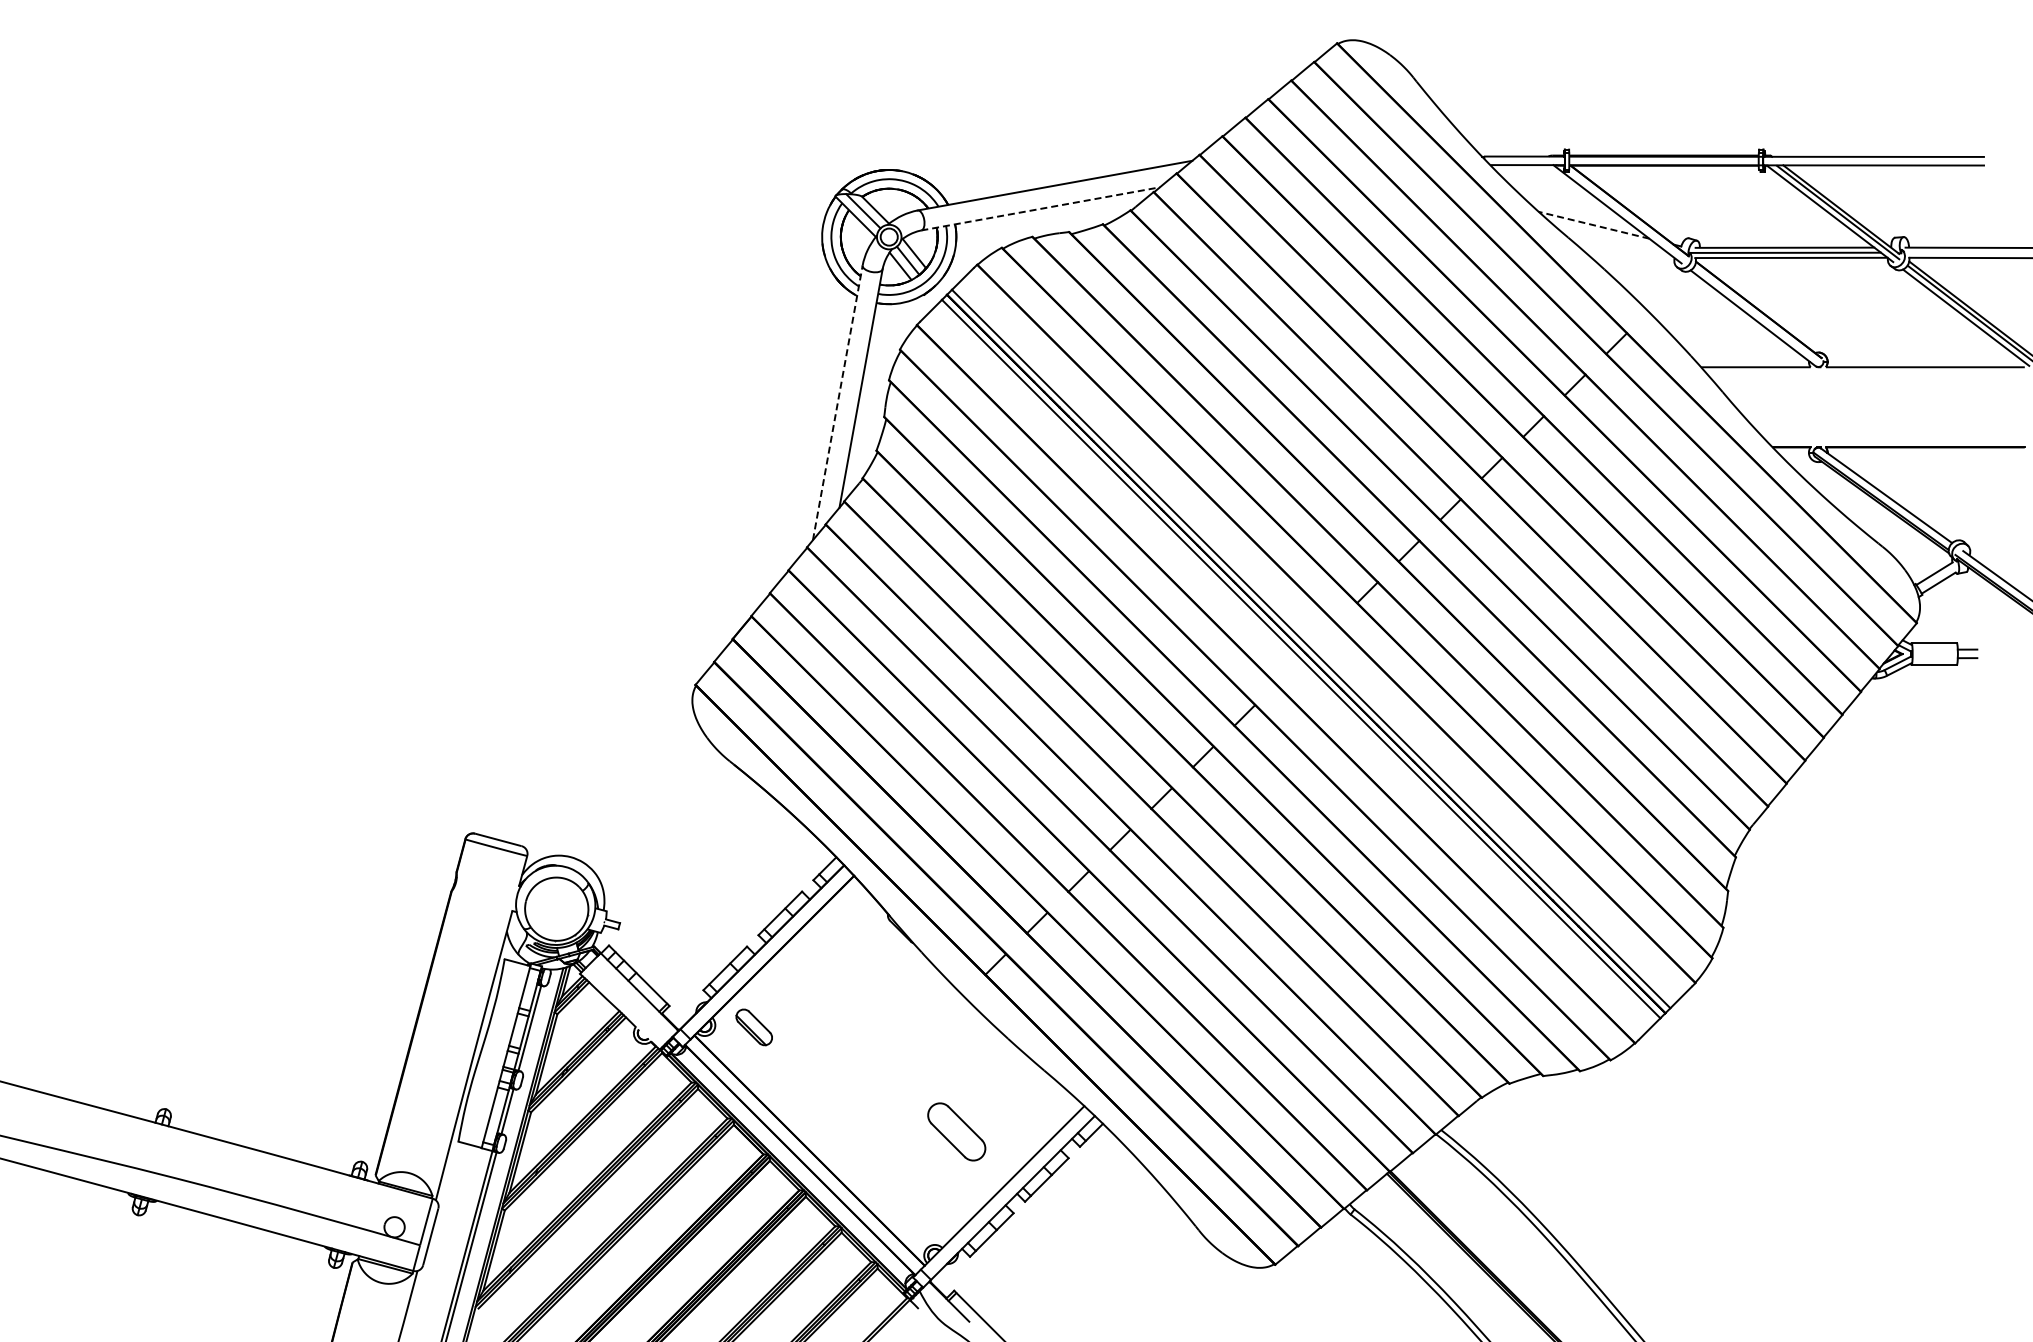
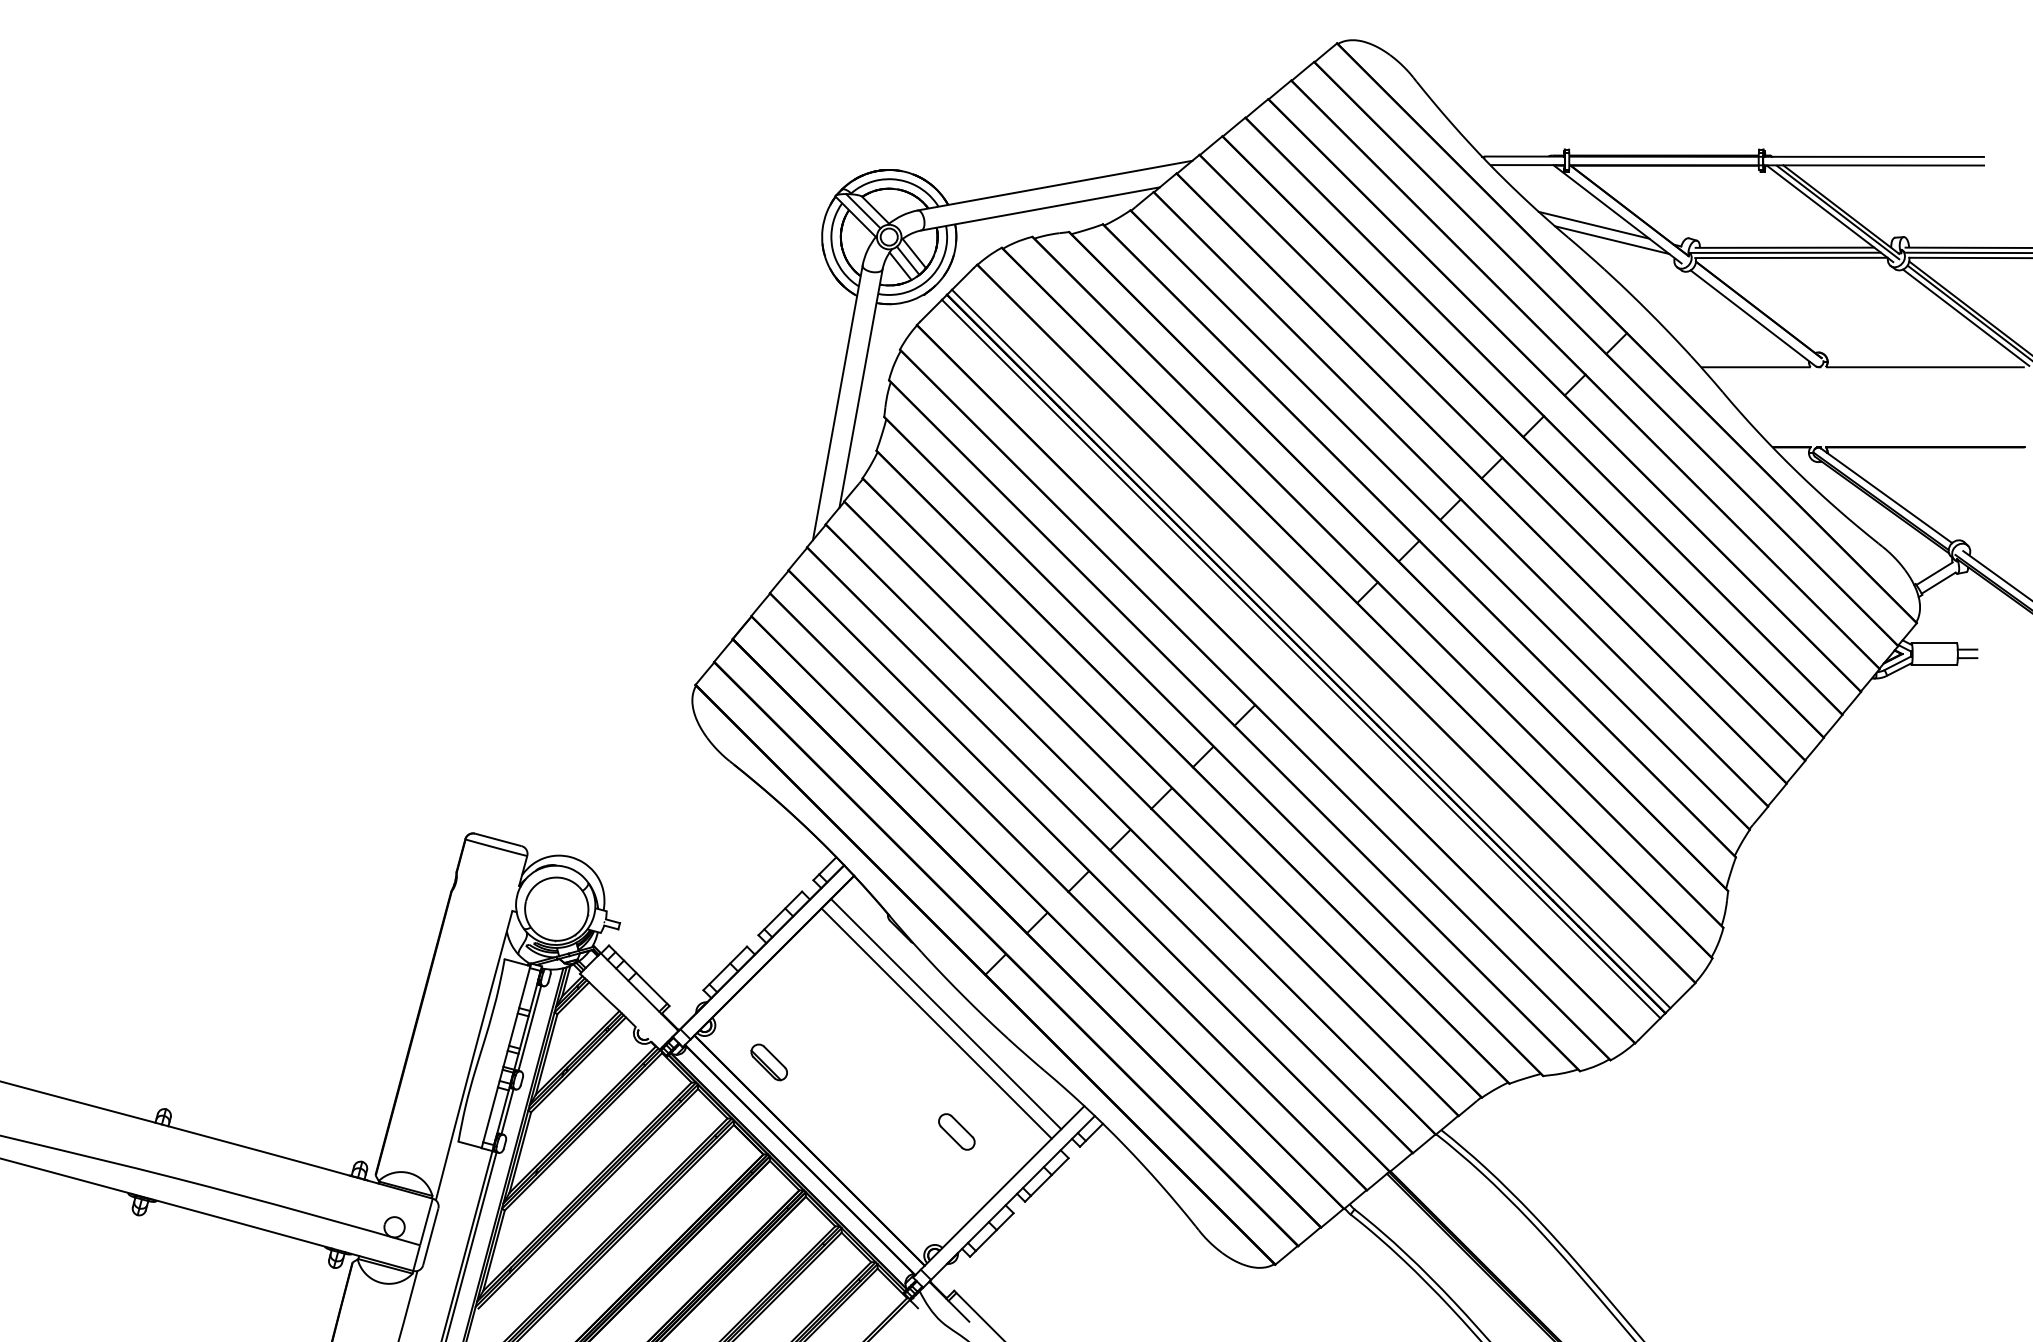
line: dashed -> solid (1041, 208)
line: dashed -> solid (1594, 225)
line: none -> present (1612, 240)
line: none -> present (1967, 252)
line: dashed -> solid (837, 402)
line: none -> present (946, 1013)
line: none -> present (936, 1023)
part position: (753, 1027) -> (768, 1062) (768, 1062)
part size: 60x60 px -> 38x38 px (956, 1131)
